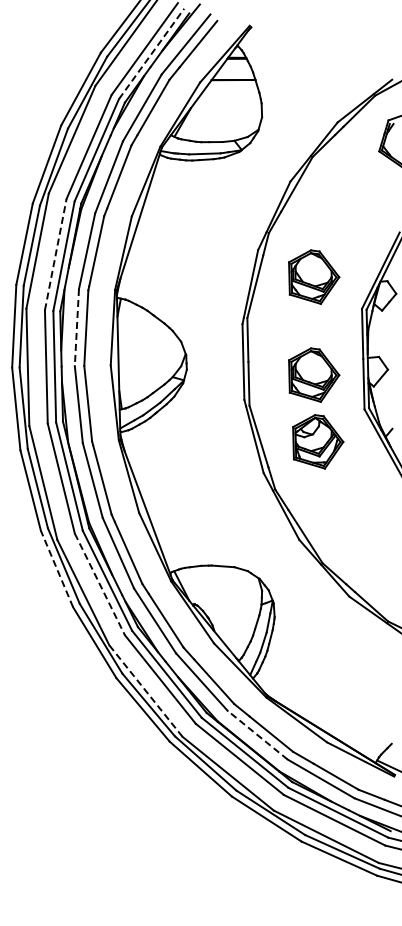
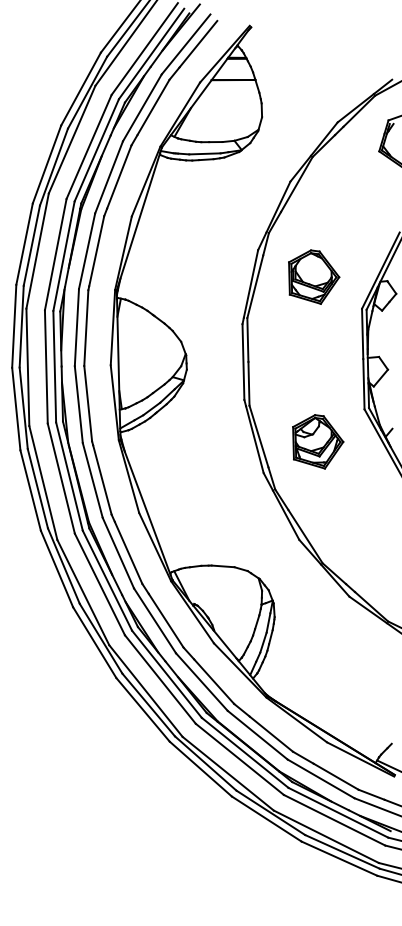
line: dashed -> solid (151, 53)
line: dashed -> solid (55, 254)
line: dashed -> solid (76, 327)
part: present -> none (314, 374)
line: dashed -> solid (56, 568)
line: dashed -> solid (99, 584)
line: dashed -> solid (145, 691)
line: dashed -> solid (257, 735)
